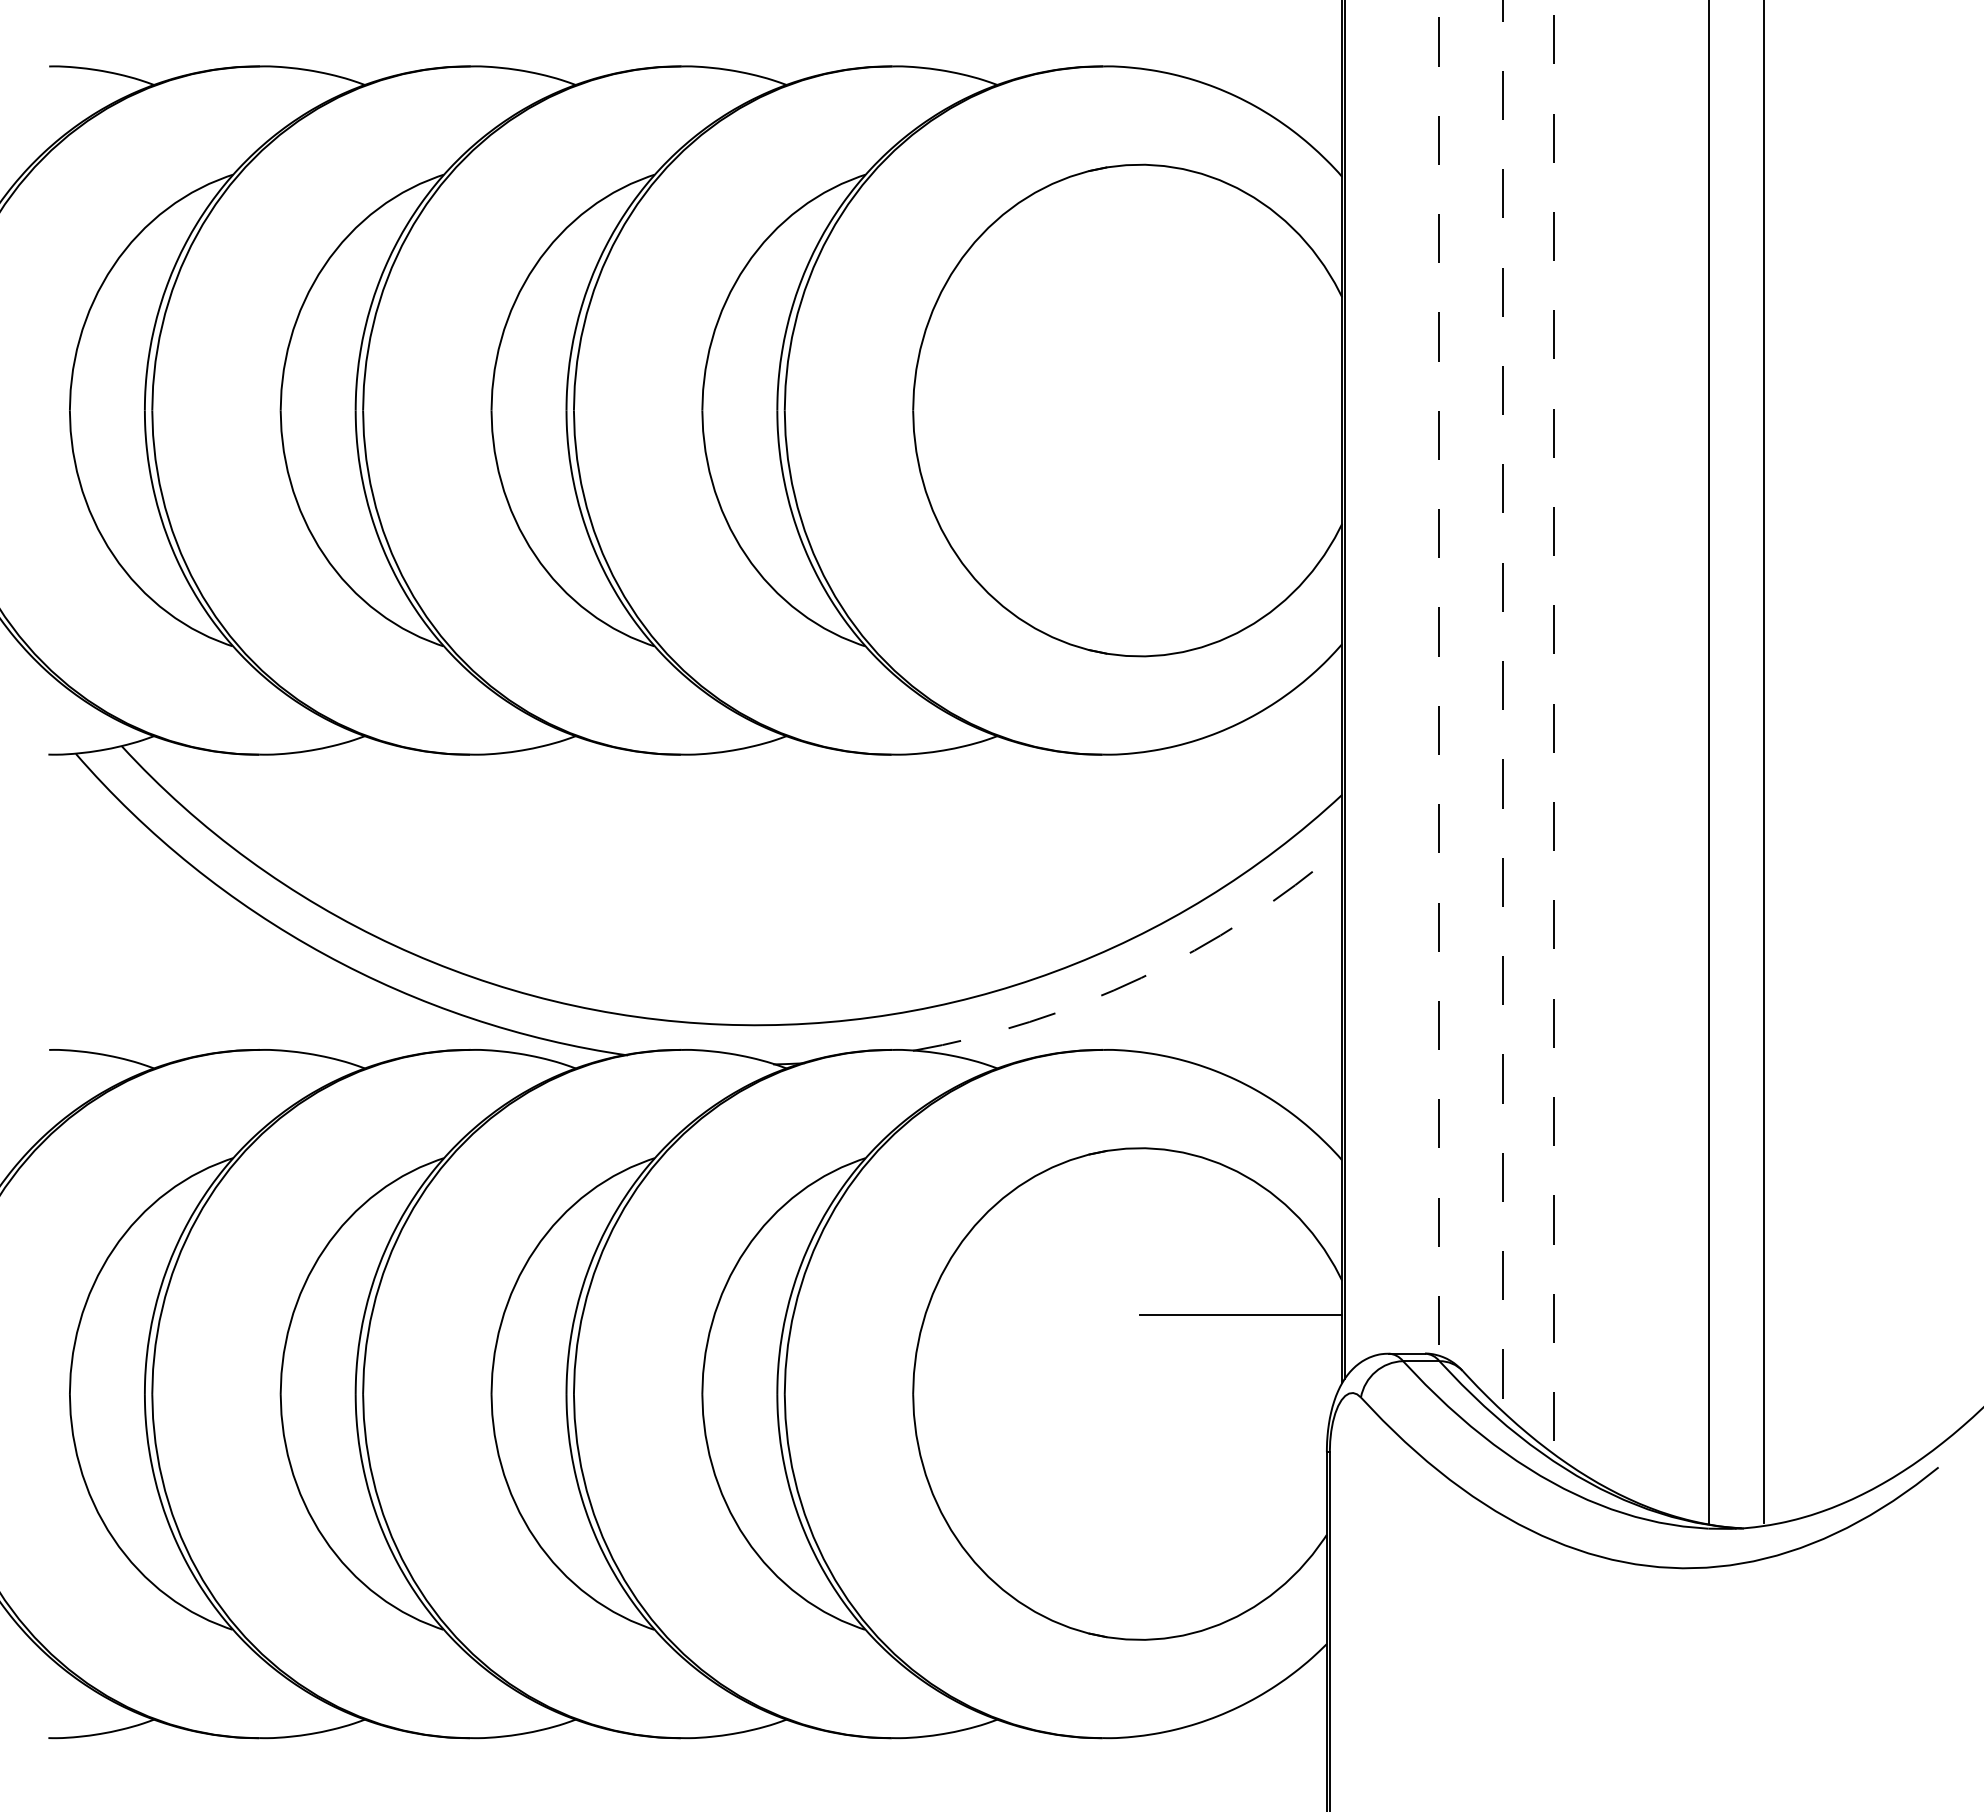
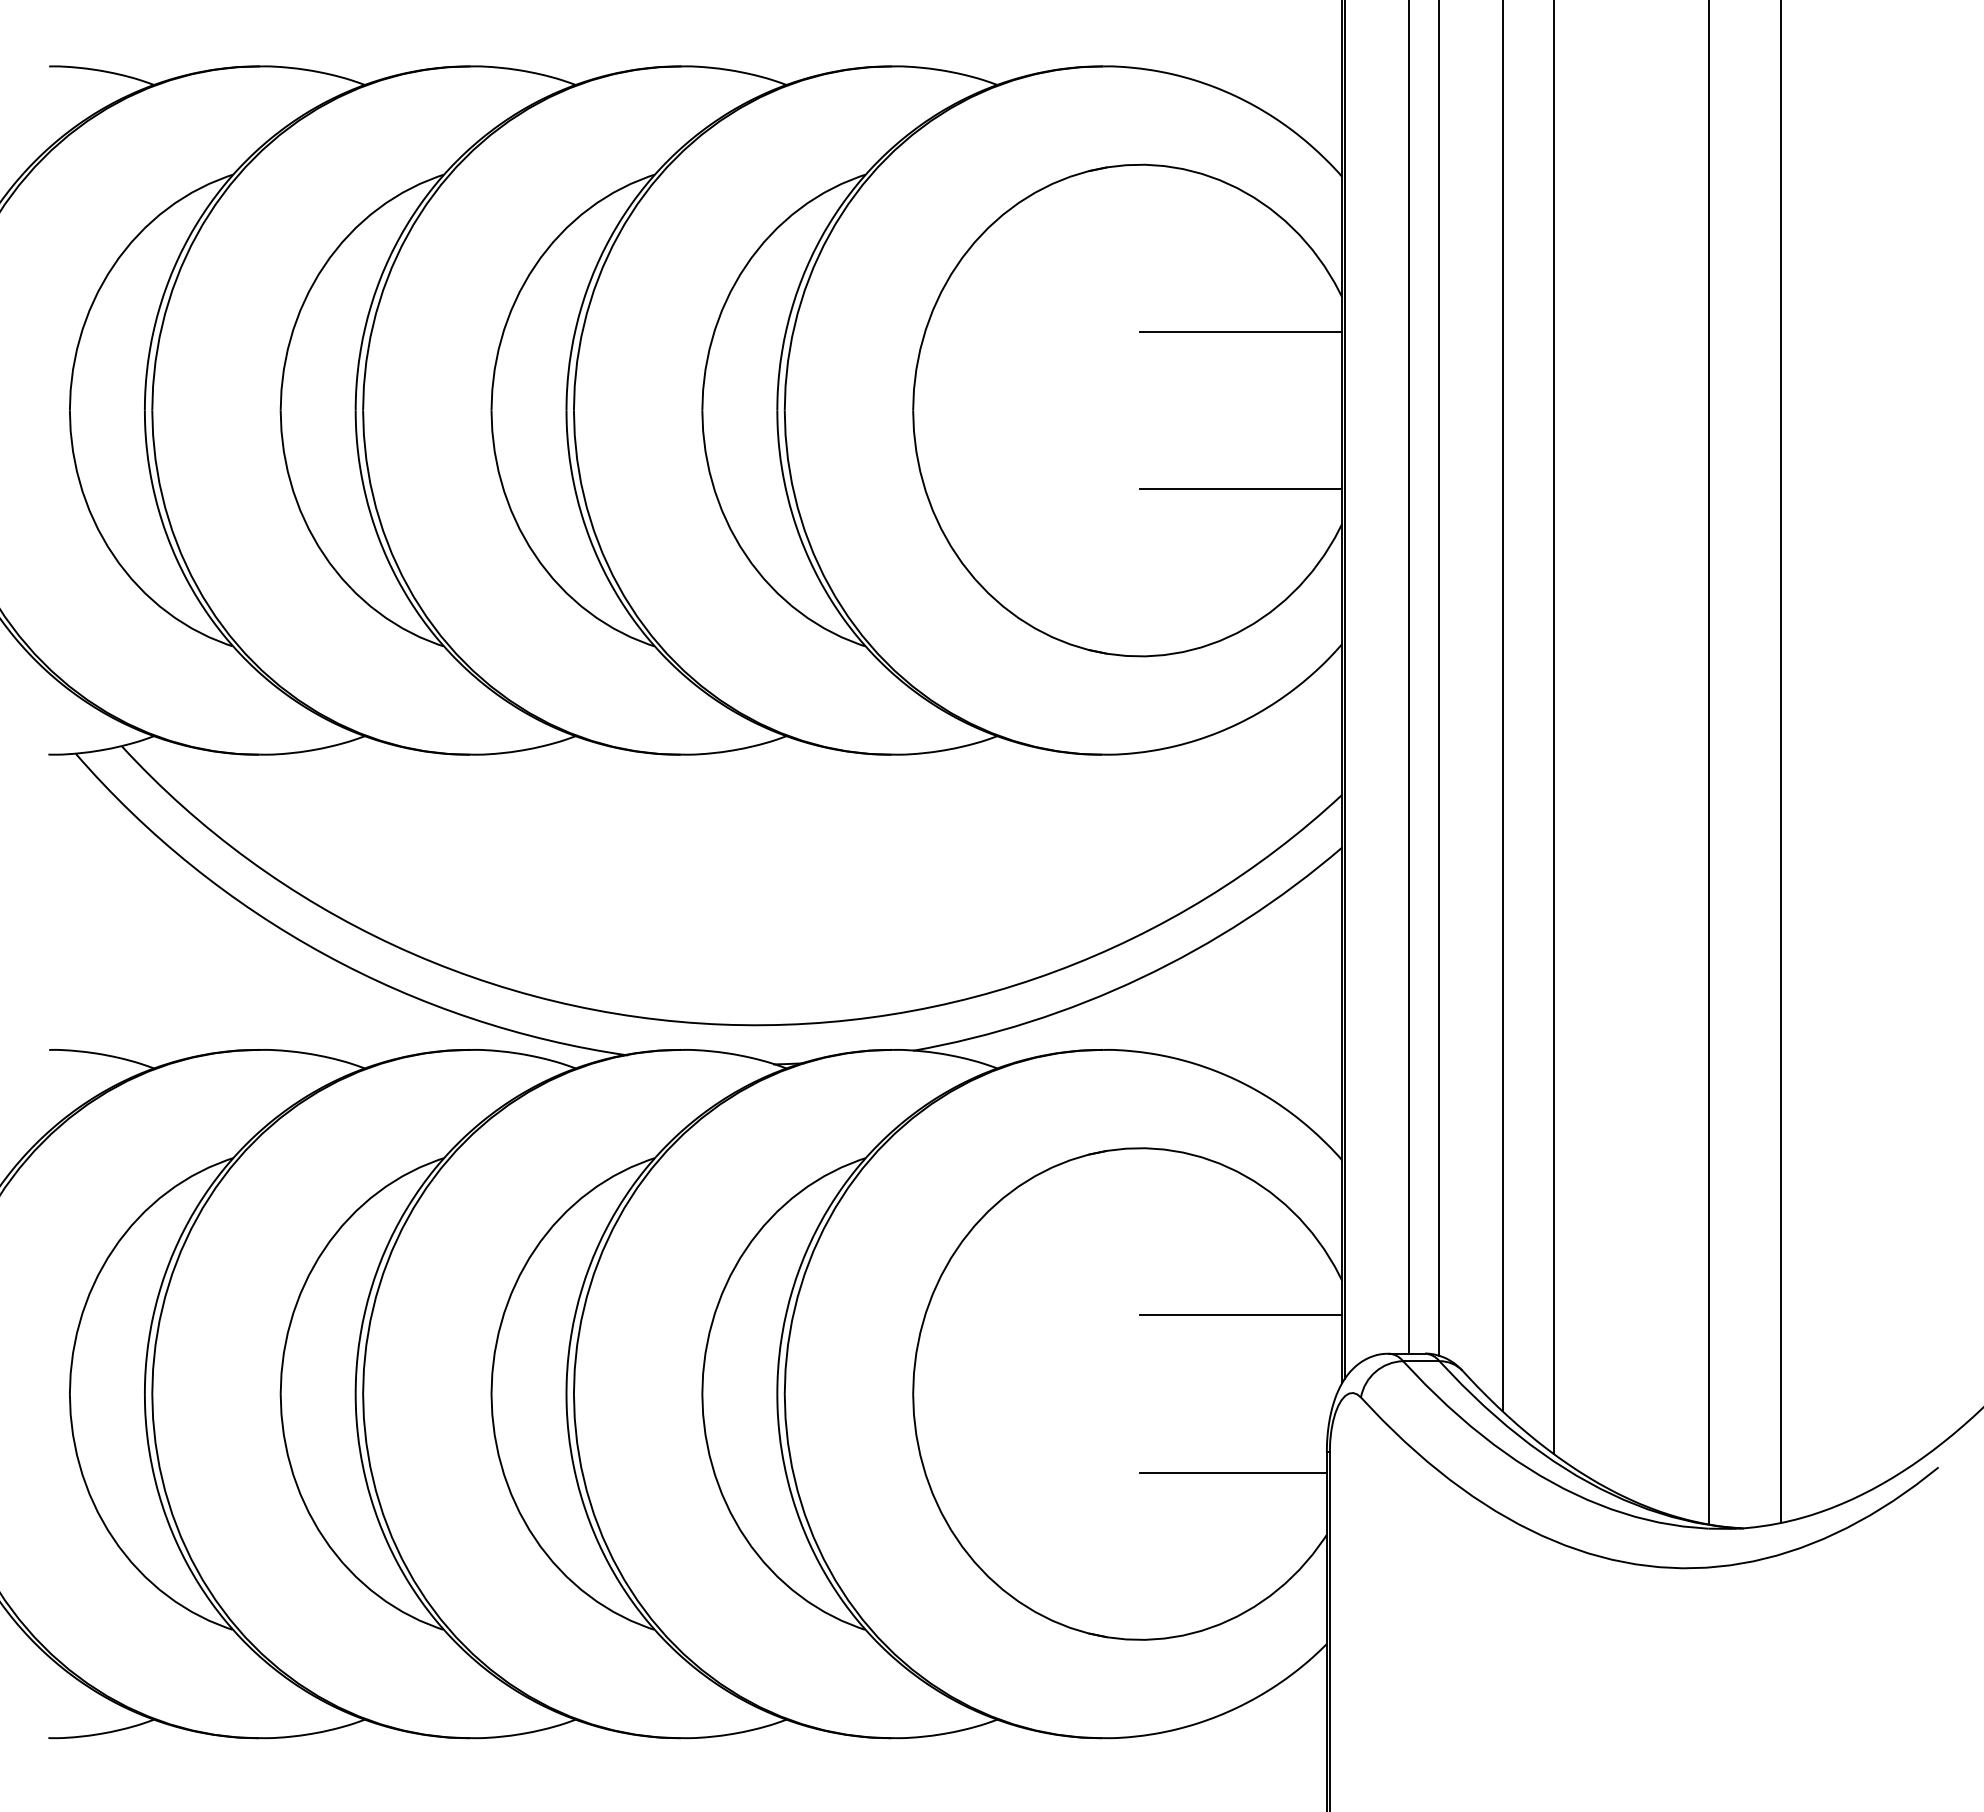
line: none -> present (1241, 331)
line: none -> present (1241, 489)
line: none -> present (1408, 677)
line: dashed -> solid (1438, 678)
line: dashed -> solid (1502, 706)
line: dashed -> solid (1554, 727)
line position: (1764, 762) -> (1781, 762) (1781, 762)
arc: dashed -> solid (1141, 978)
line: none -> present (1233, 1472)
